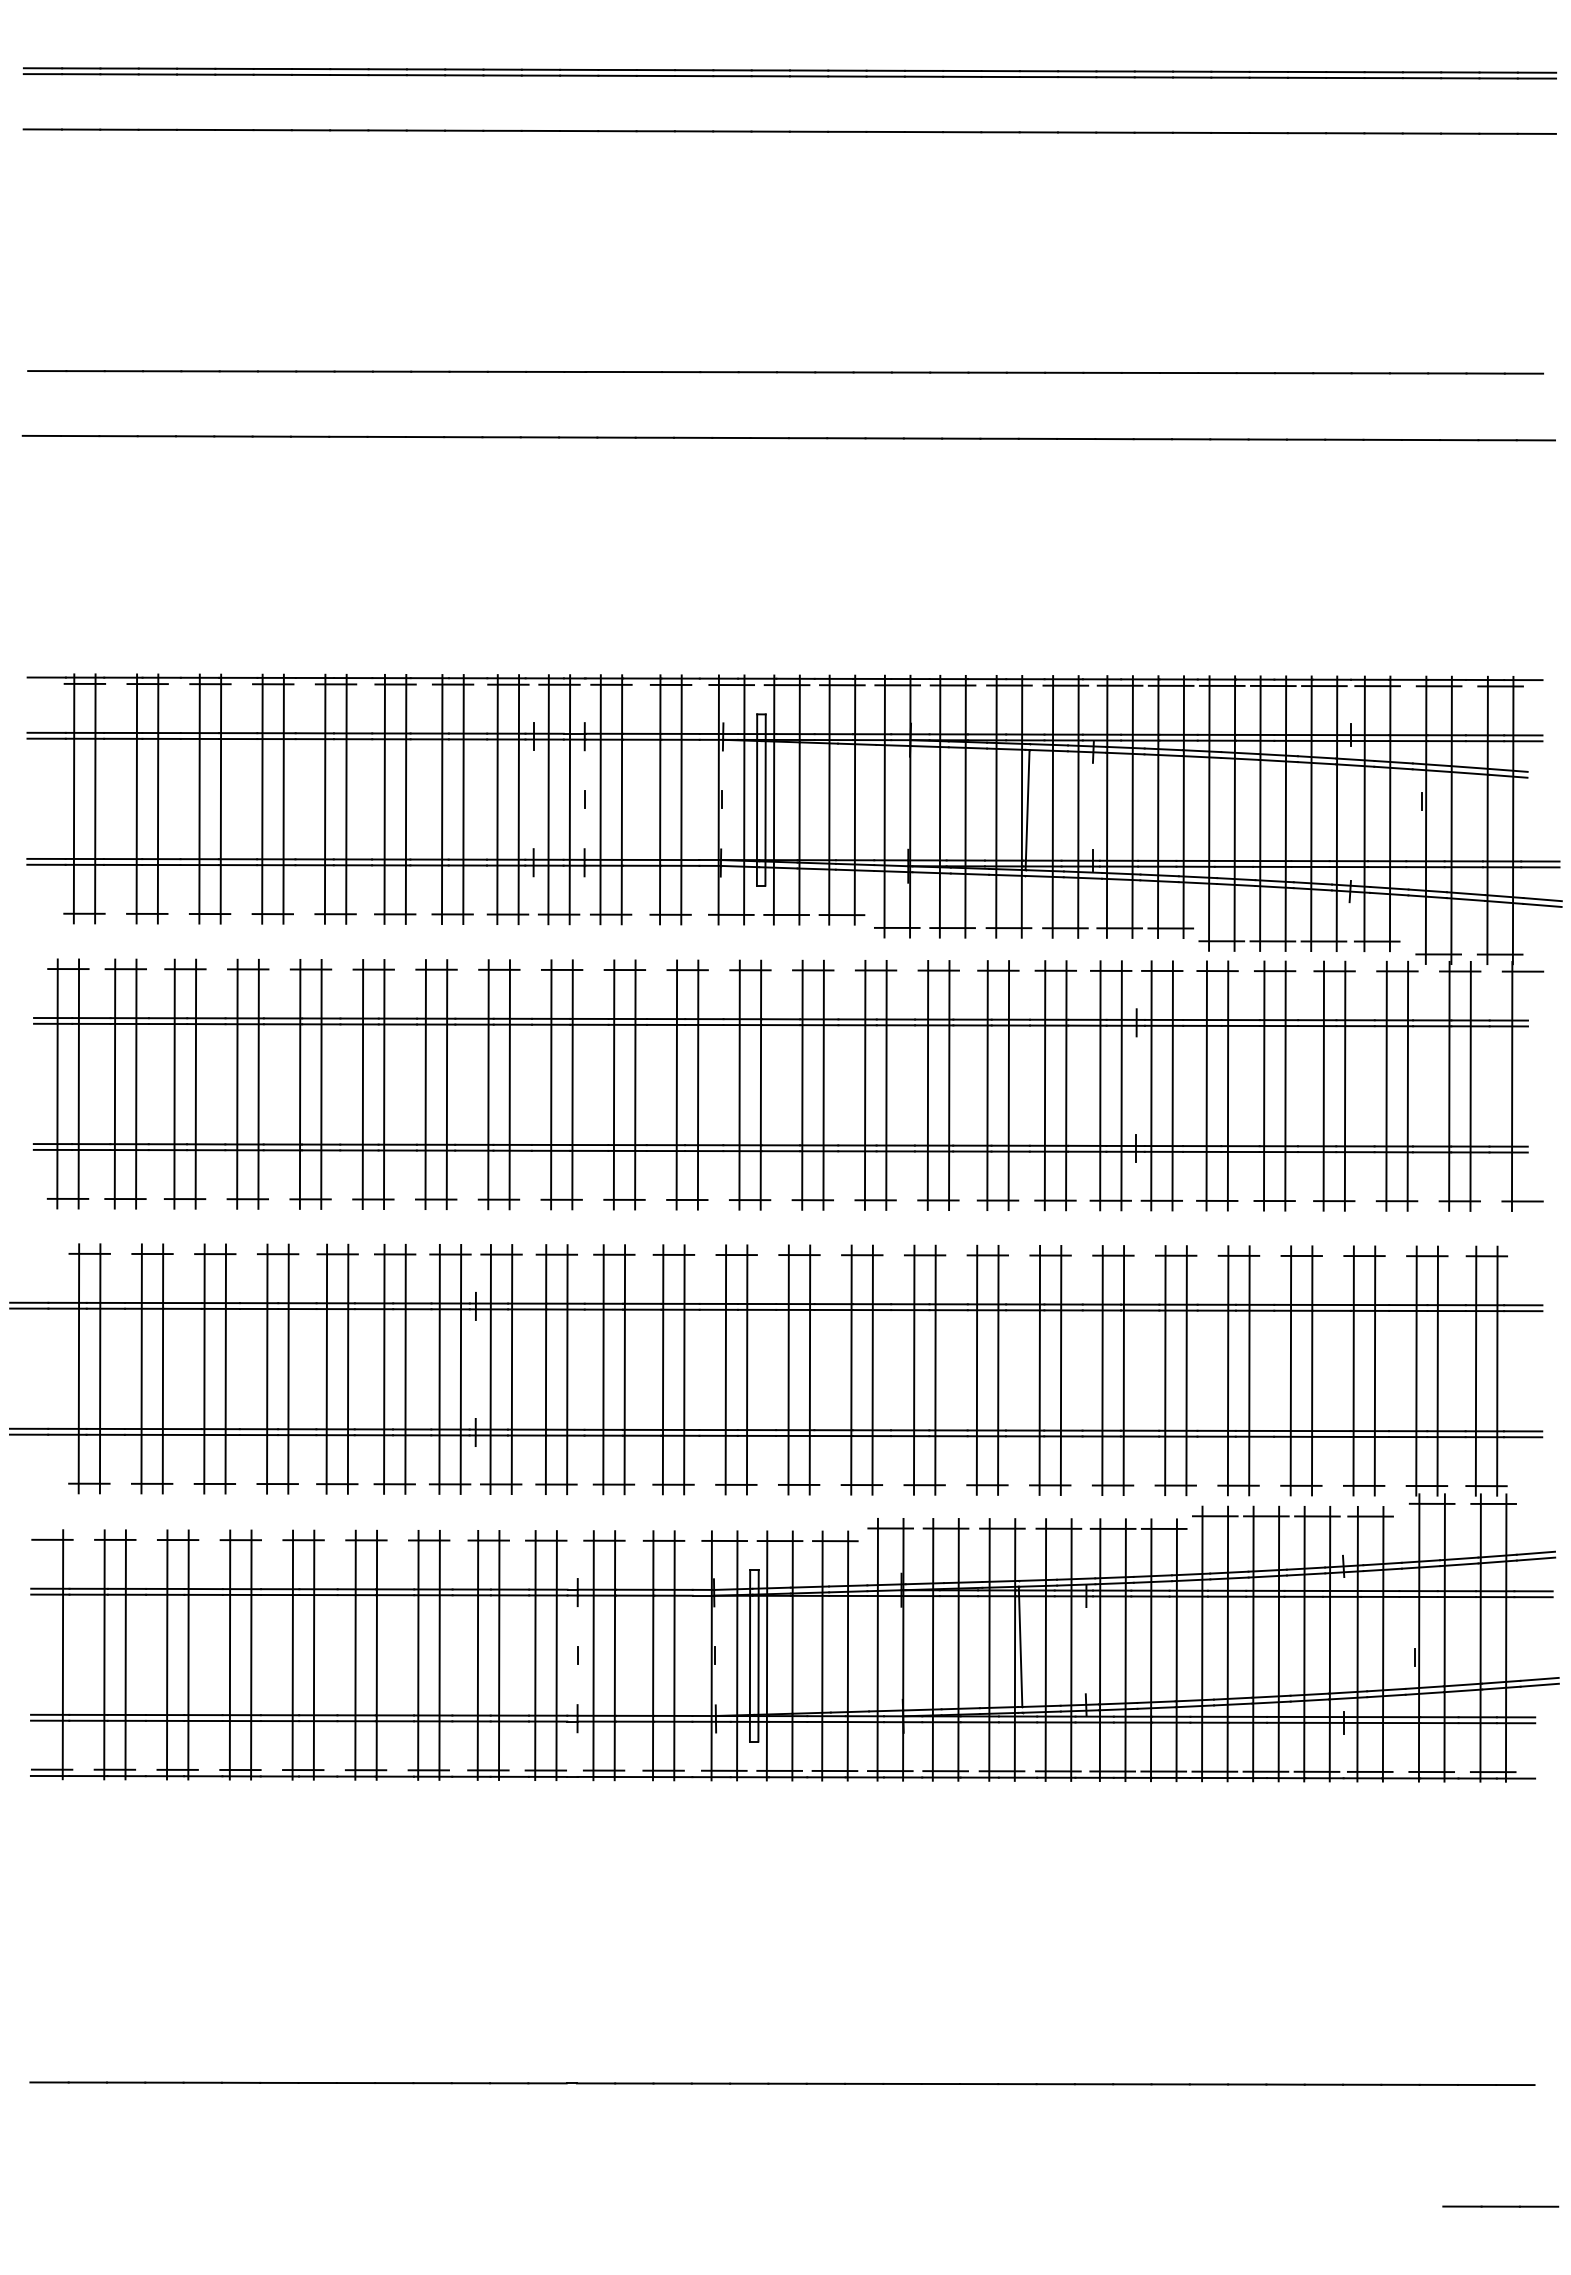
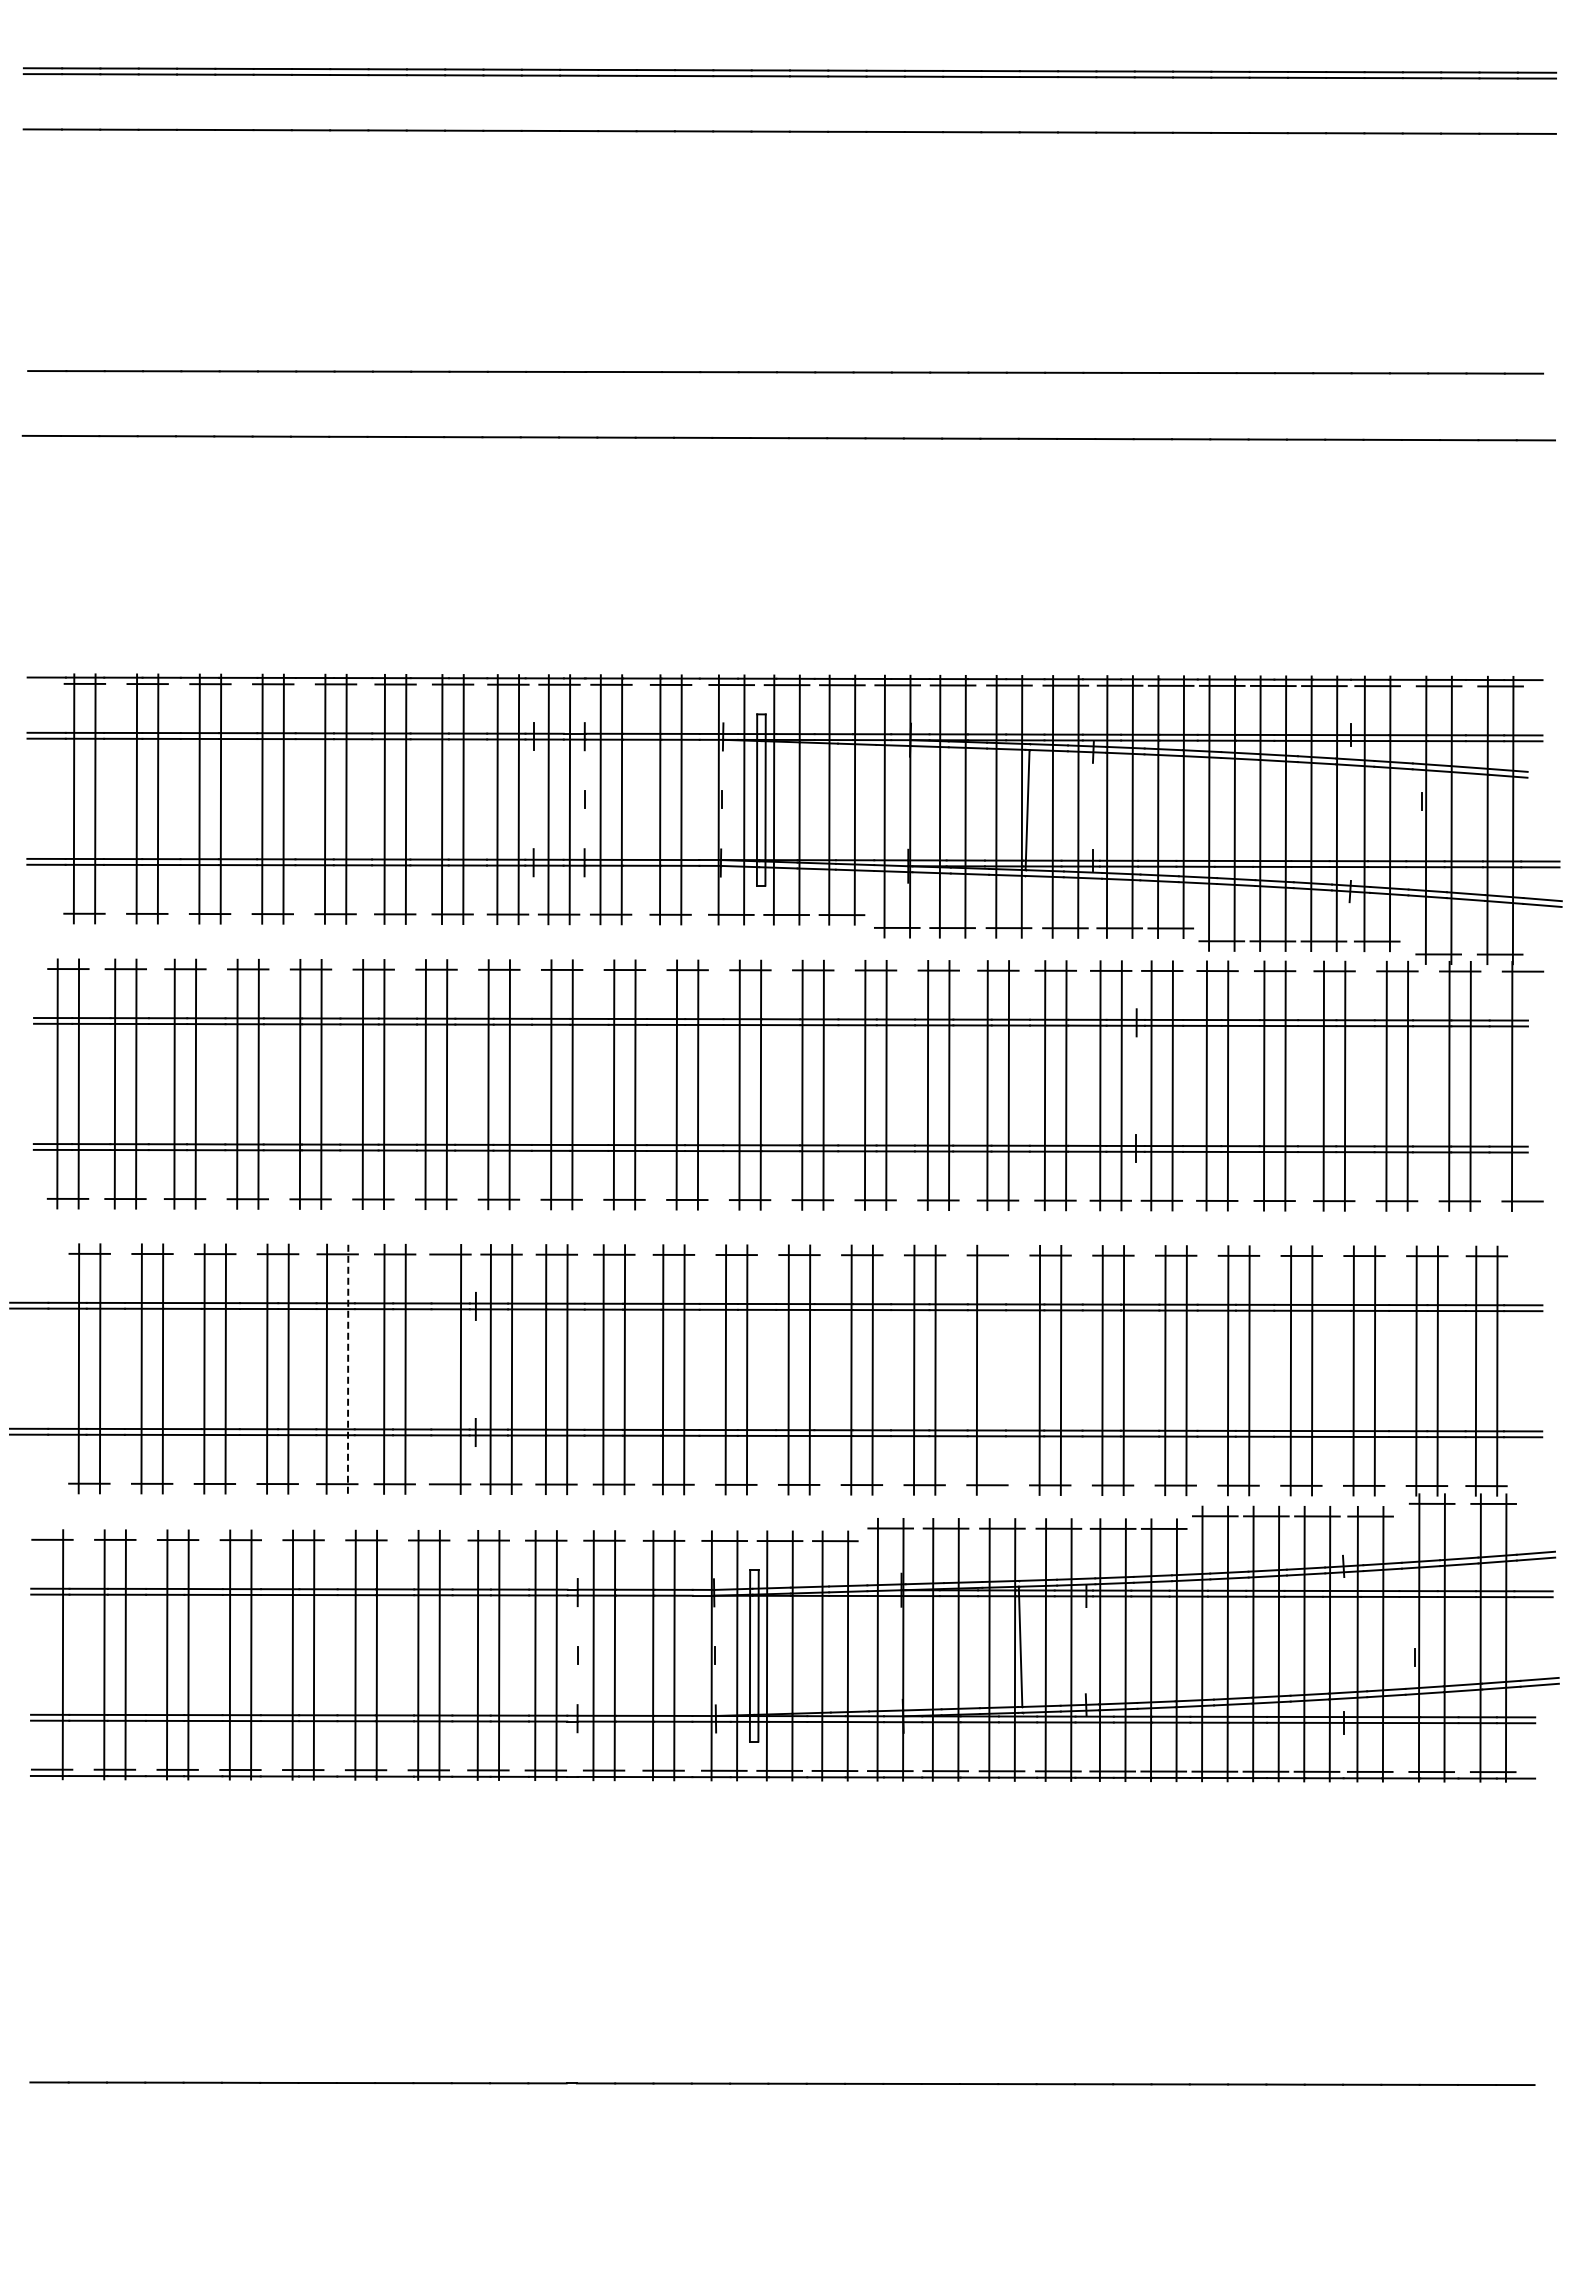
line: solid -> dashed (348, 1368)
line: present -> none (439, 1368)
line: present -> none (998, 1369)
line: present -> none (1500, 2206)
